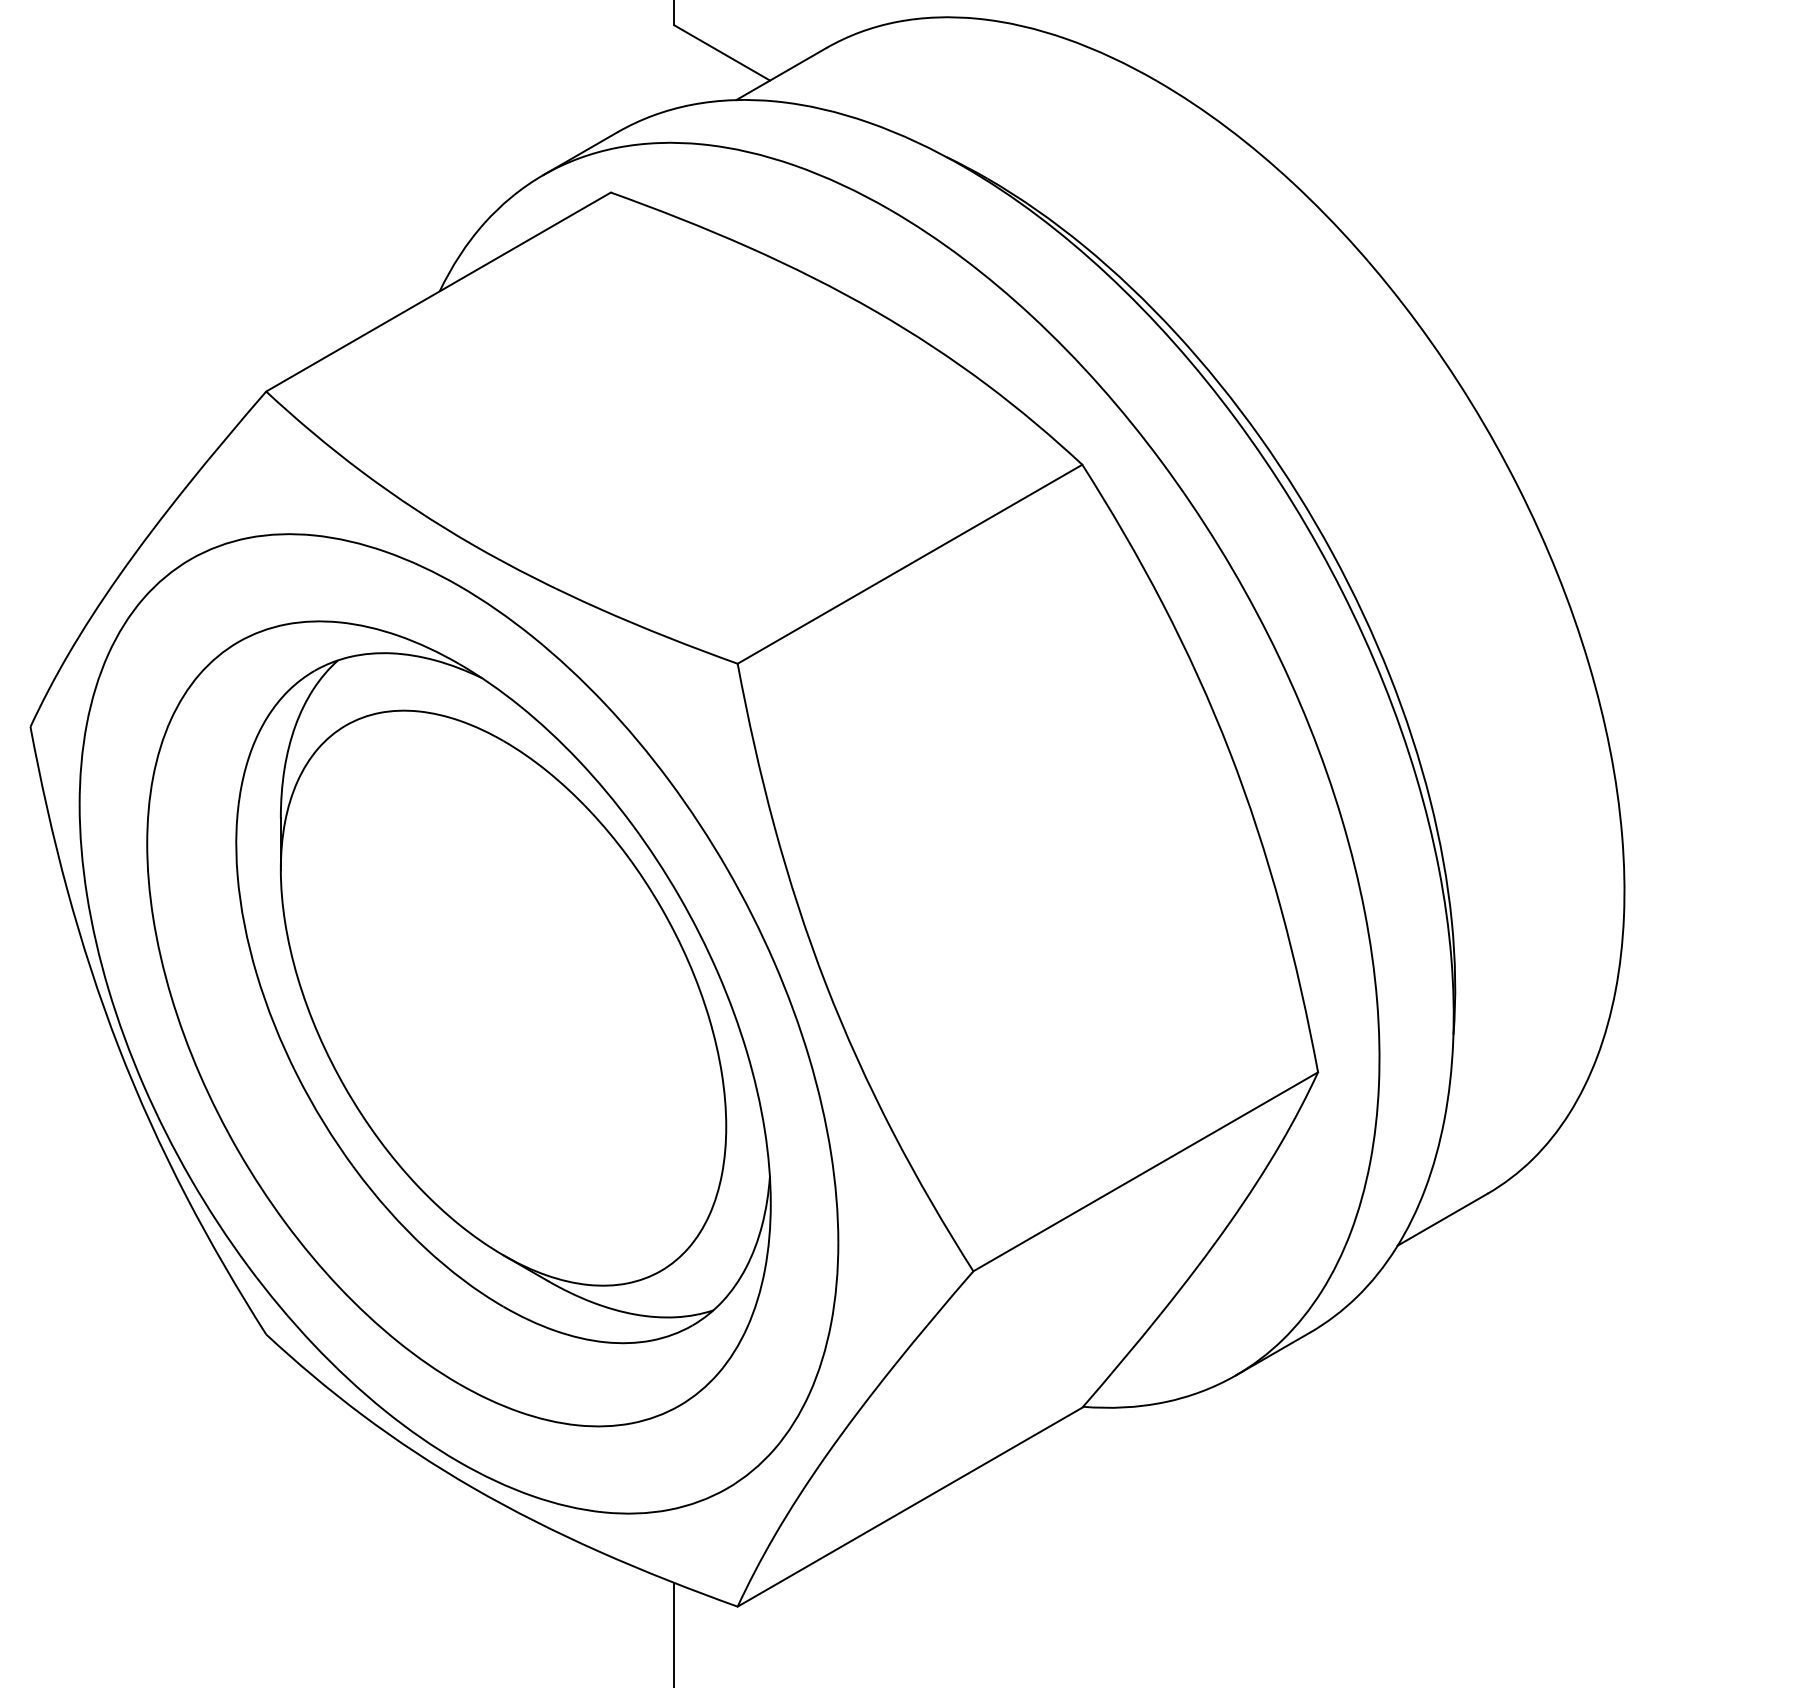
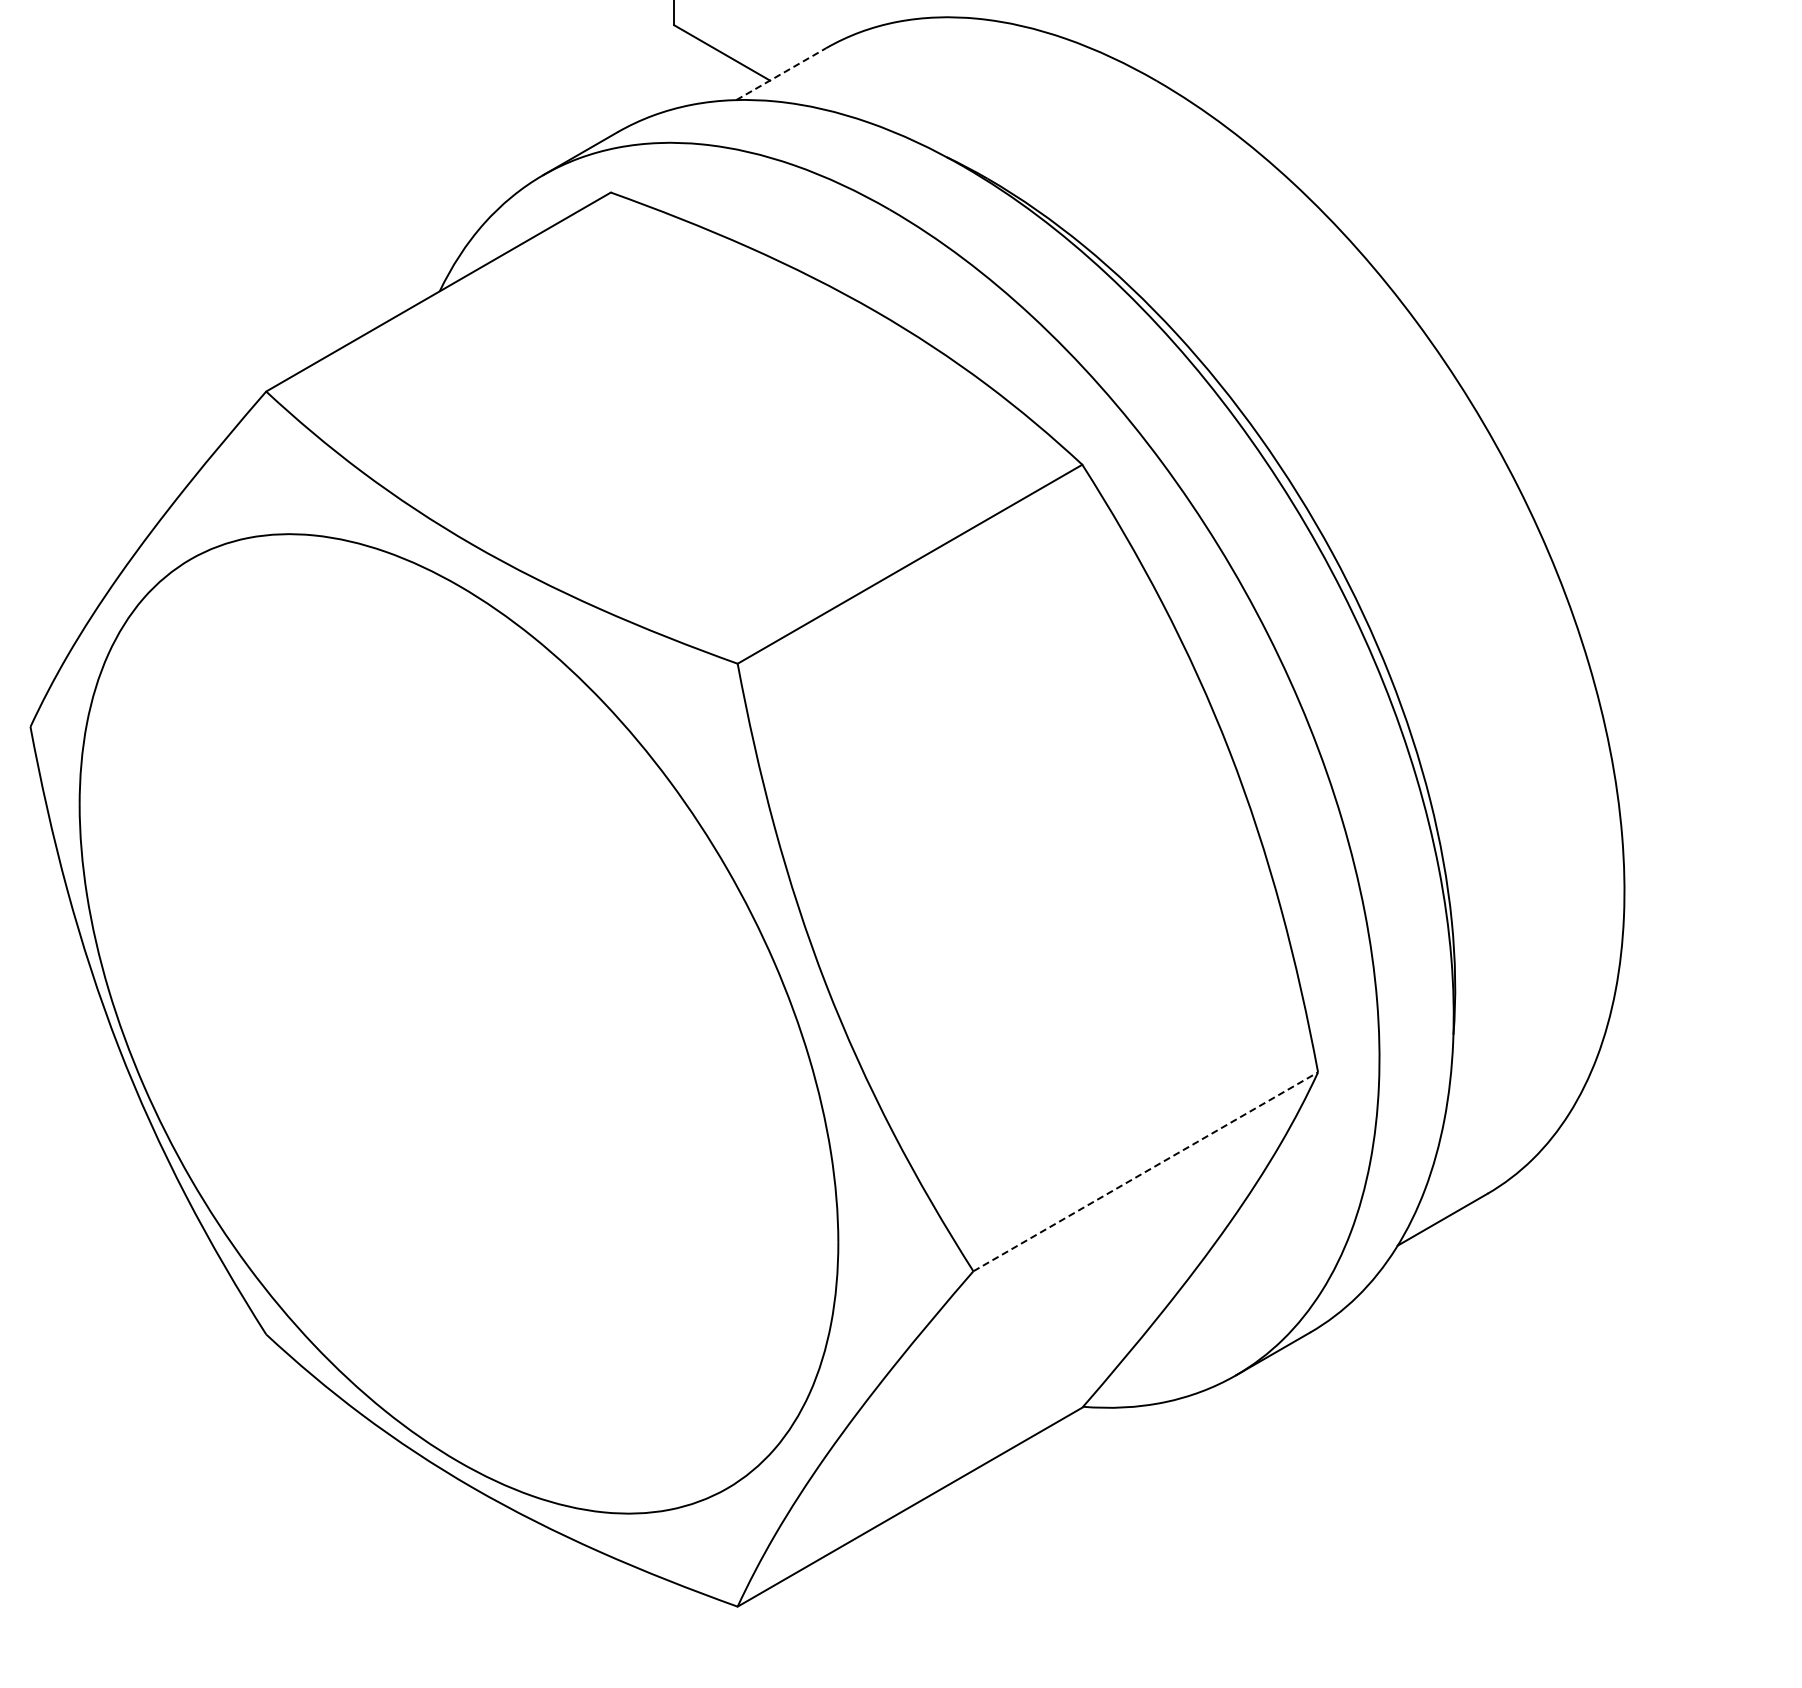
line: solid -> dashed (781, 74)
part: present -> none (458, 1023)
line: solid -> dashed (1145, 1171)
line: present -> none (674, 1633)
